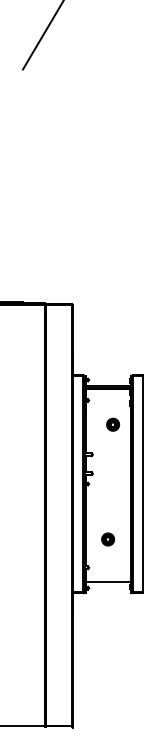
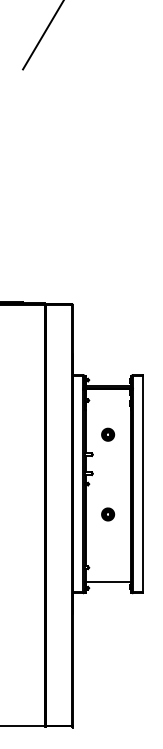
part position: (113, 424) -> (108, 434) (108, 434)
part position: (108, 539) -> (108, 514) (108, 514)
